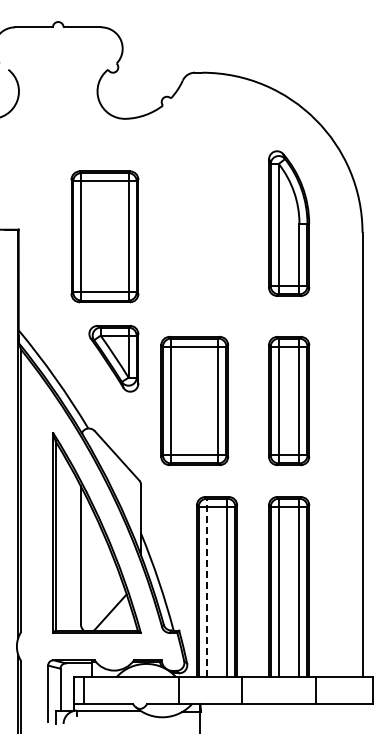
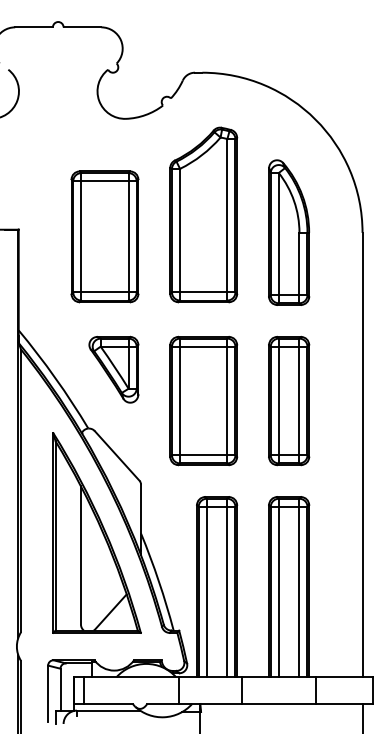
part: none -> present (203, 214)
part position: (289, 223) -> (289, 232) (289, 232)
part position: (113, 358) -> (113, 369) (113, 369)
part position: (194, 400) -> (203, 400) (203, 400)
line: dashed -> solid (206, 587)
line: none -> present (362, 716)
